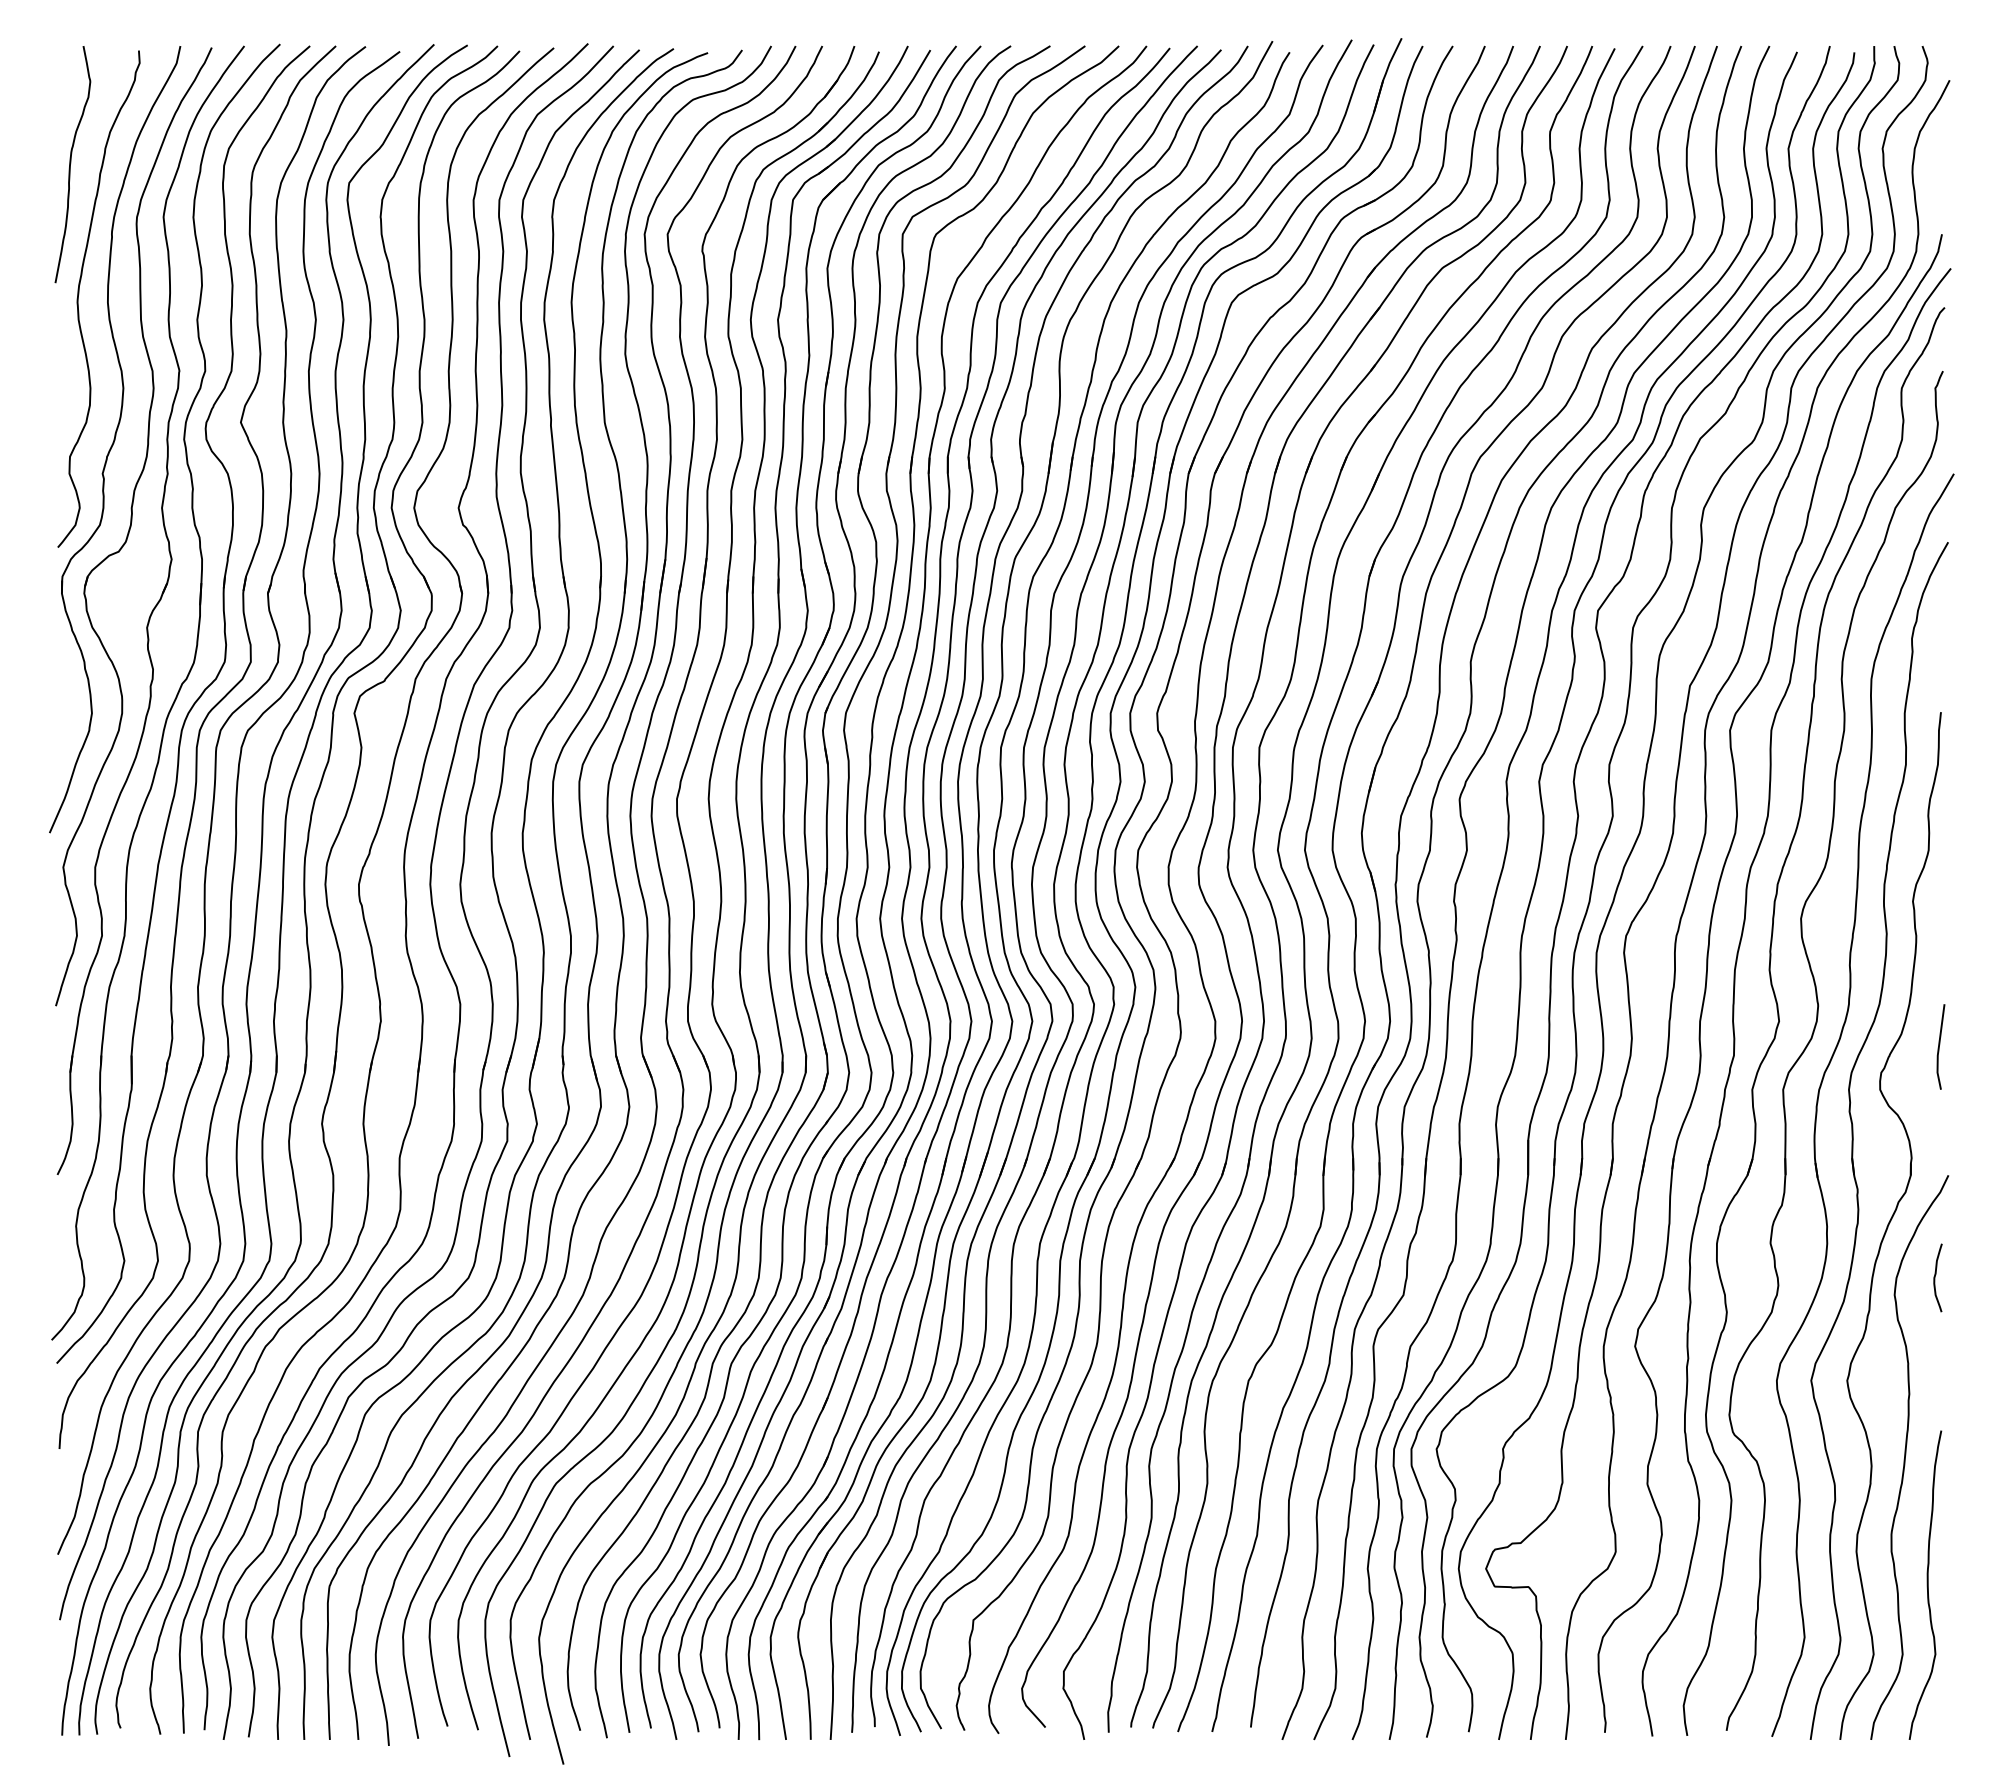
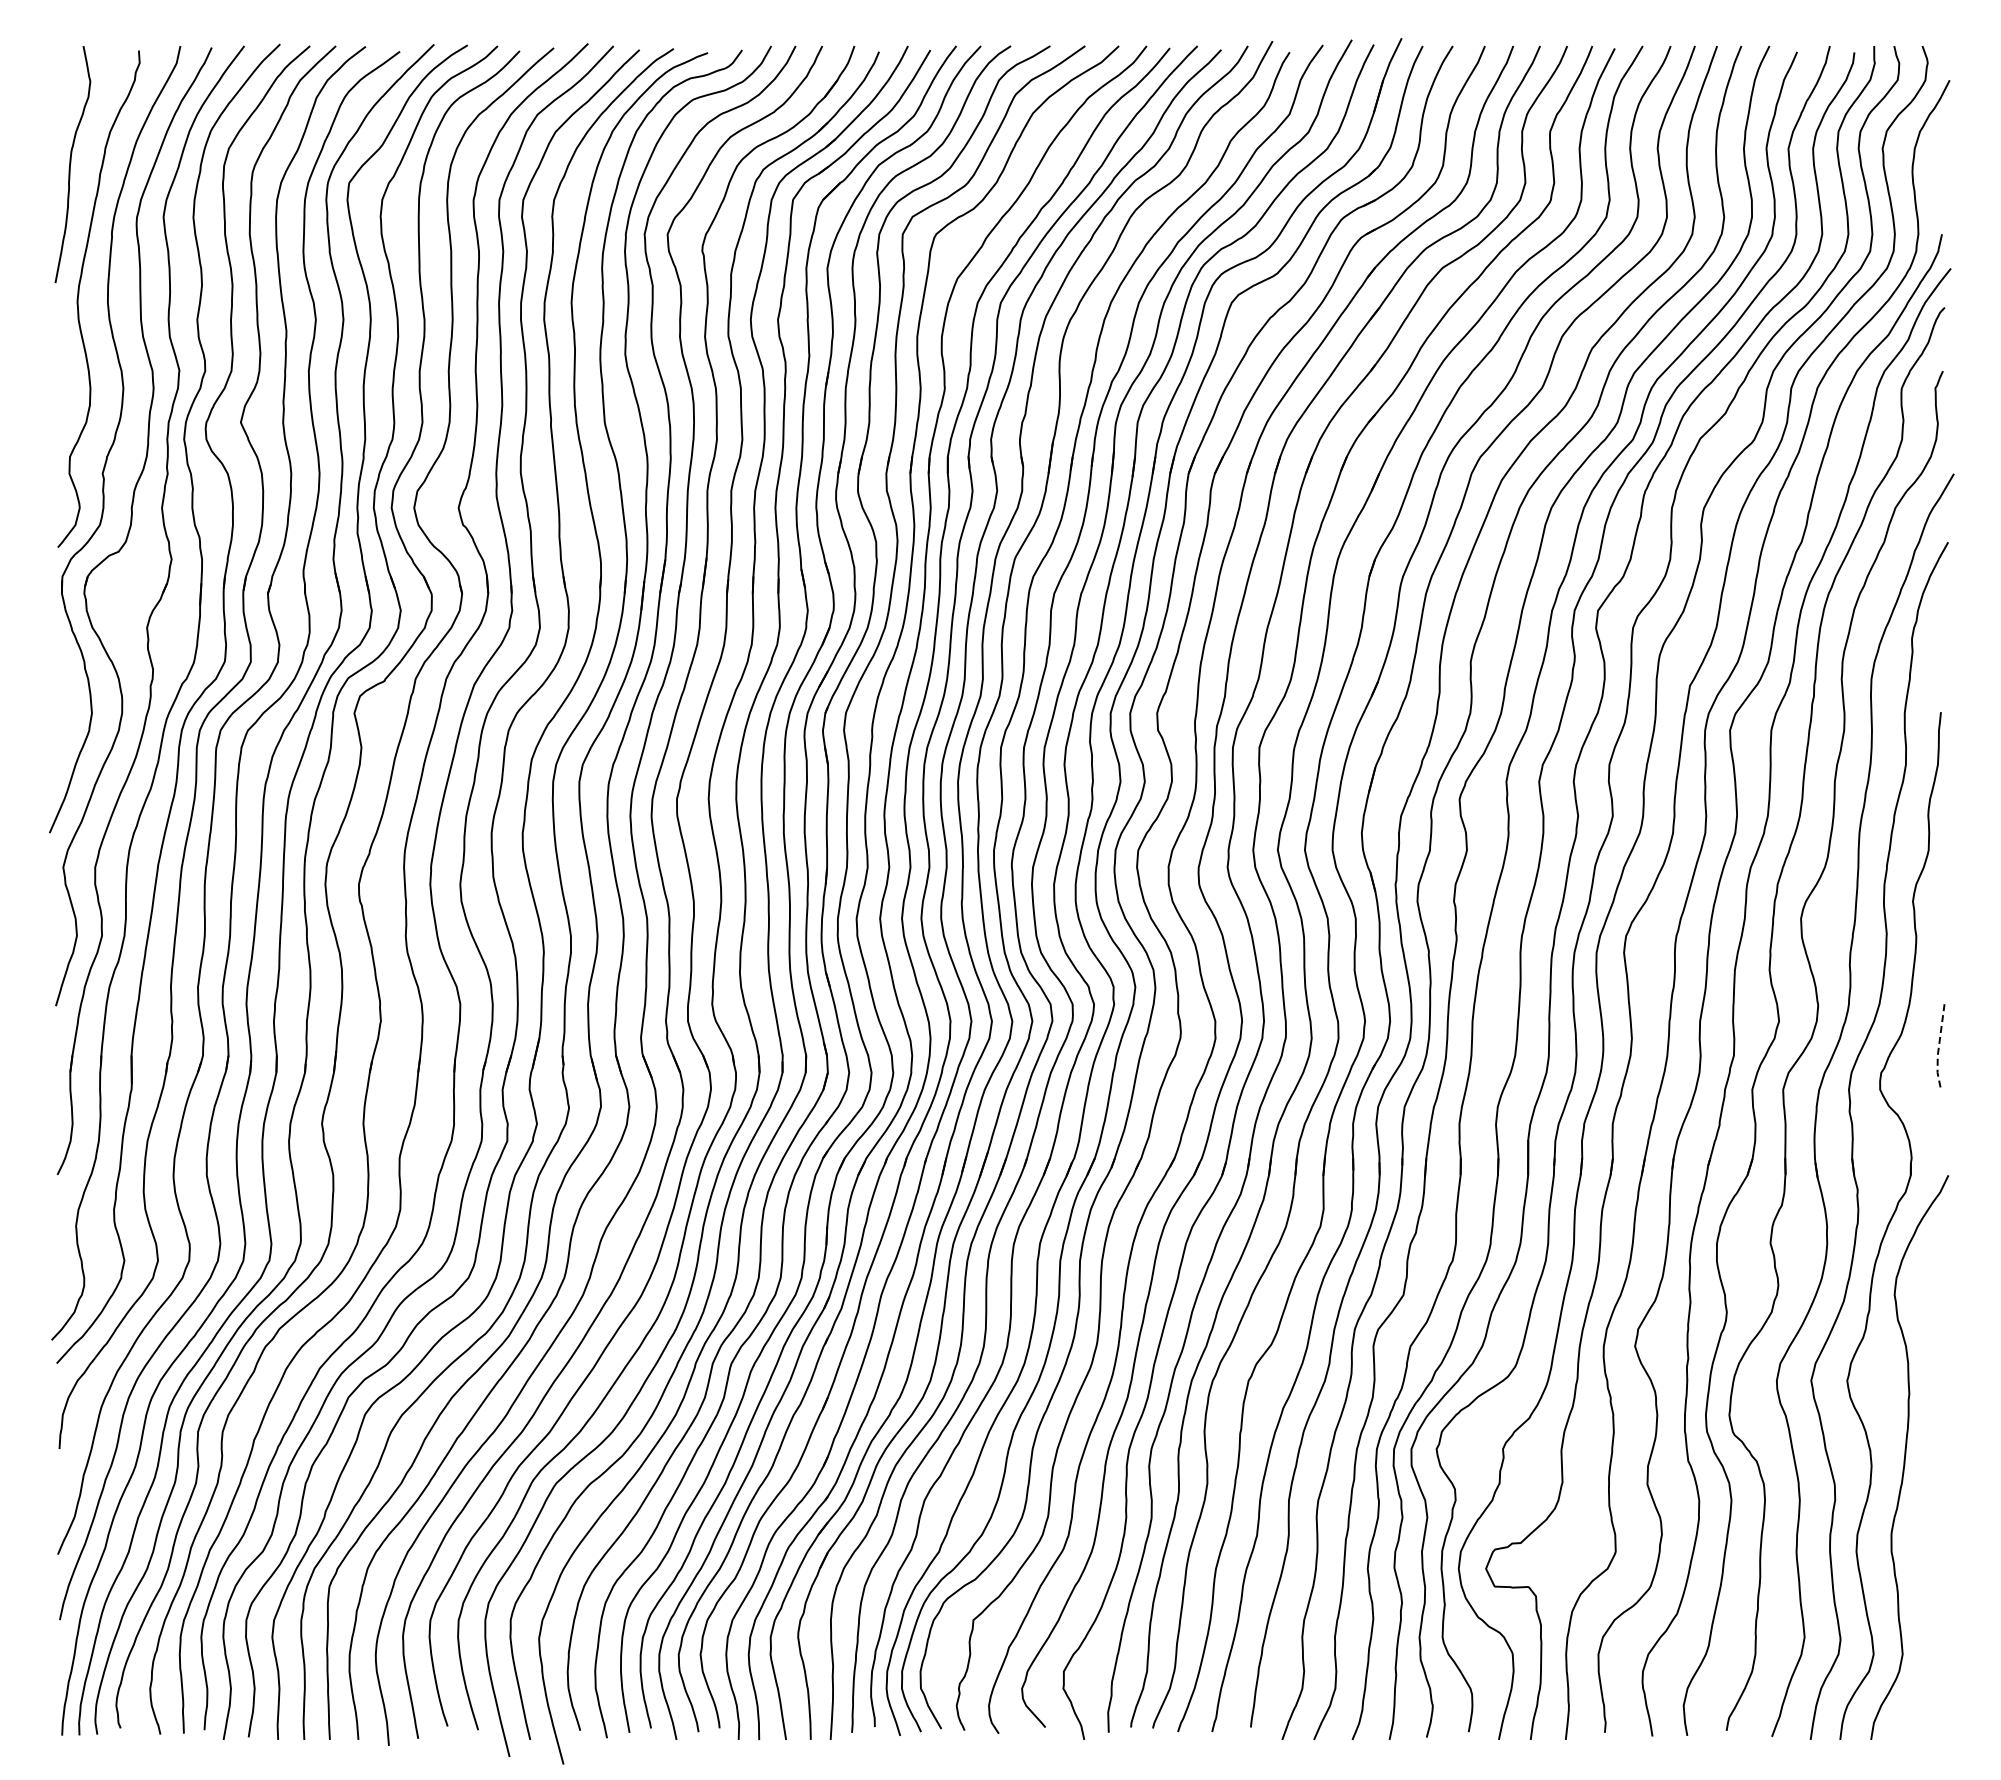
line: solid -> dashed (1938, 1048)
curve: present -> none (1935, 1277)
curve: present -> none (1926, 1584)
